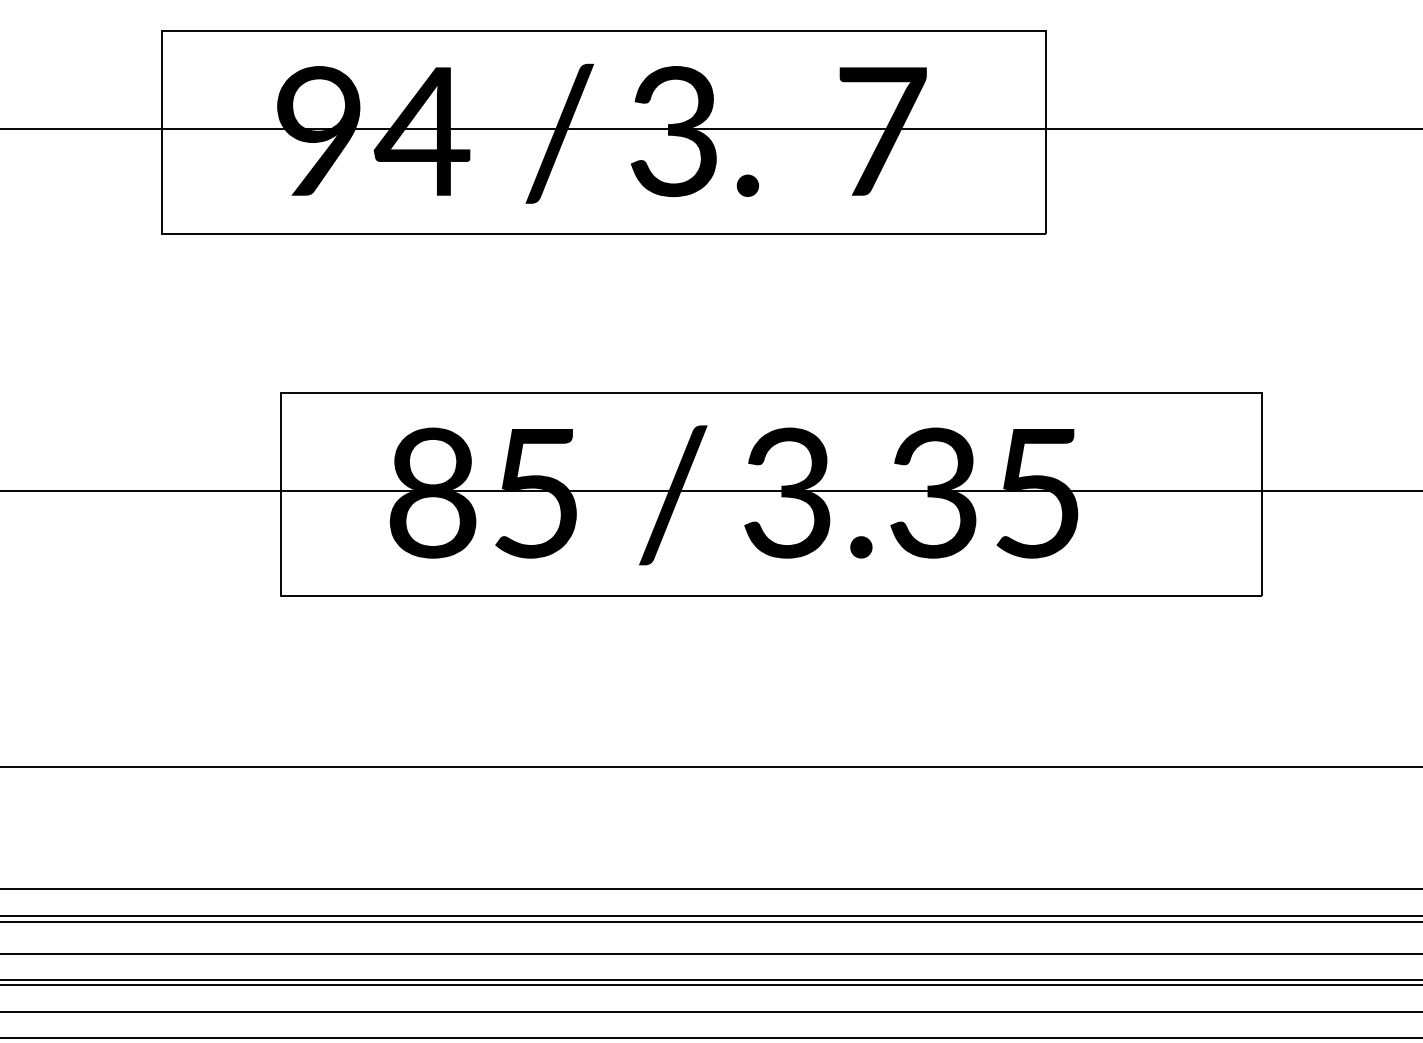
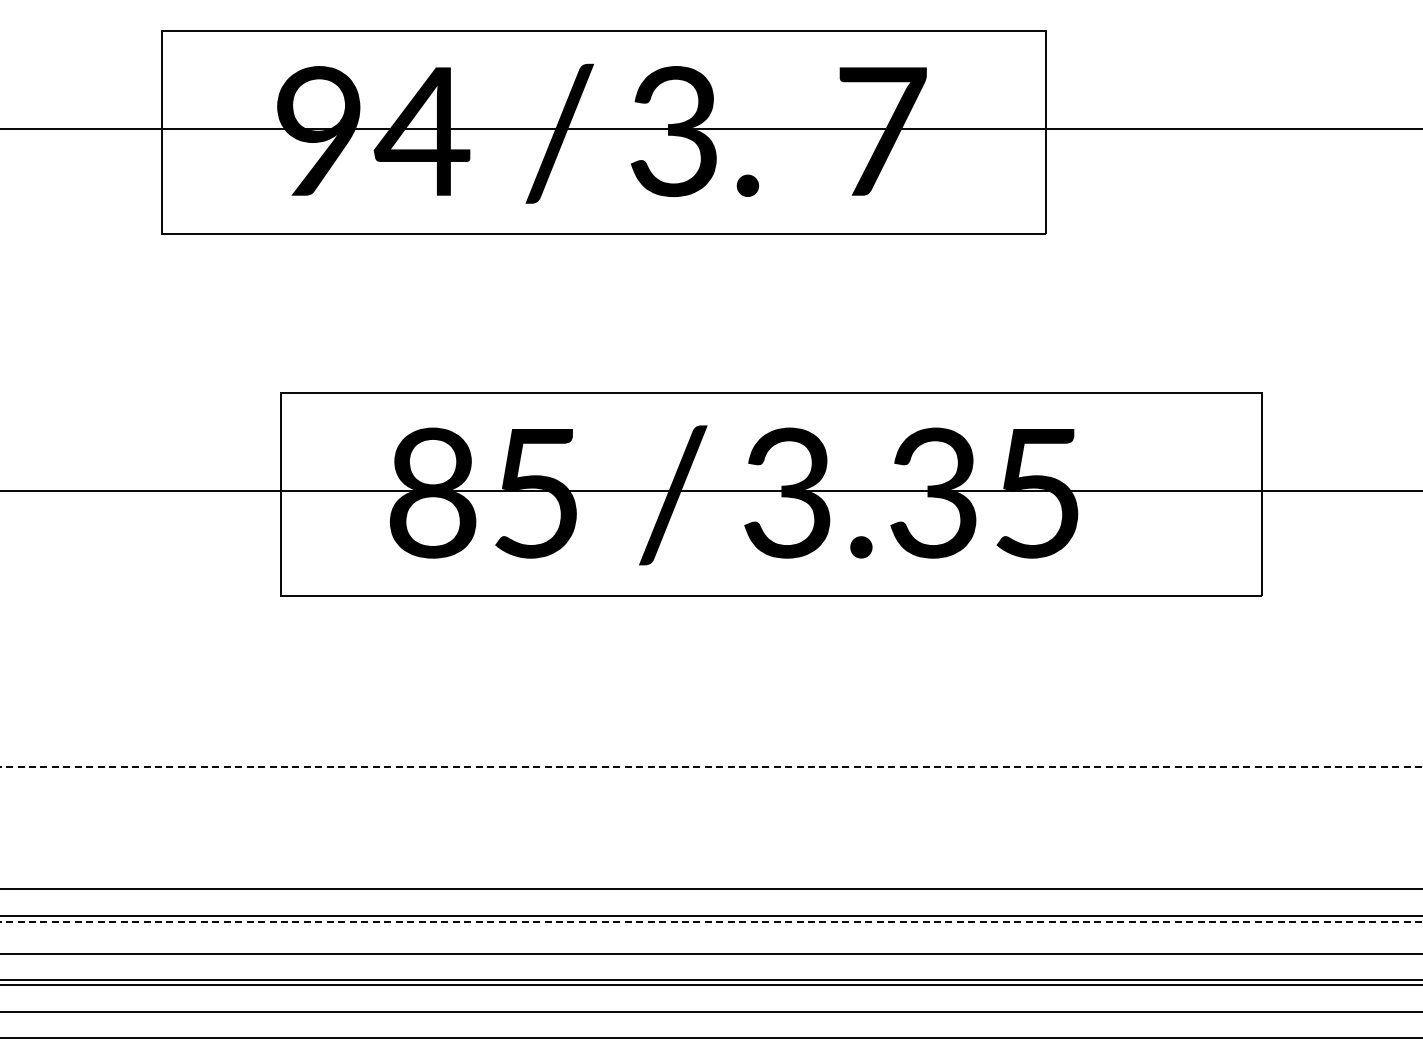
line: solid -> dashed (710, 767)
line: solid -> dashed (710, 922)
